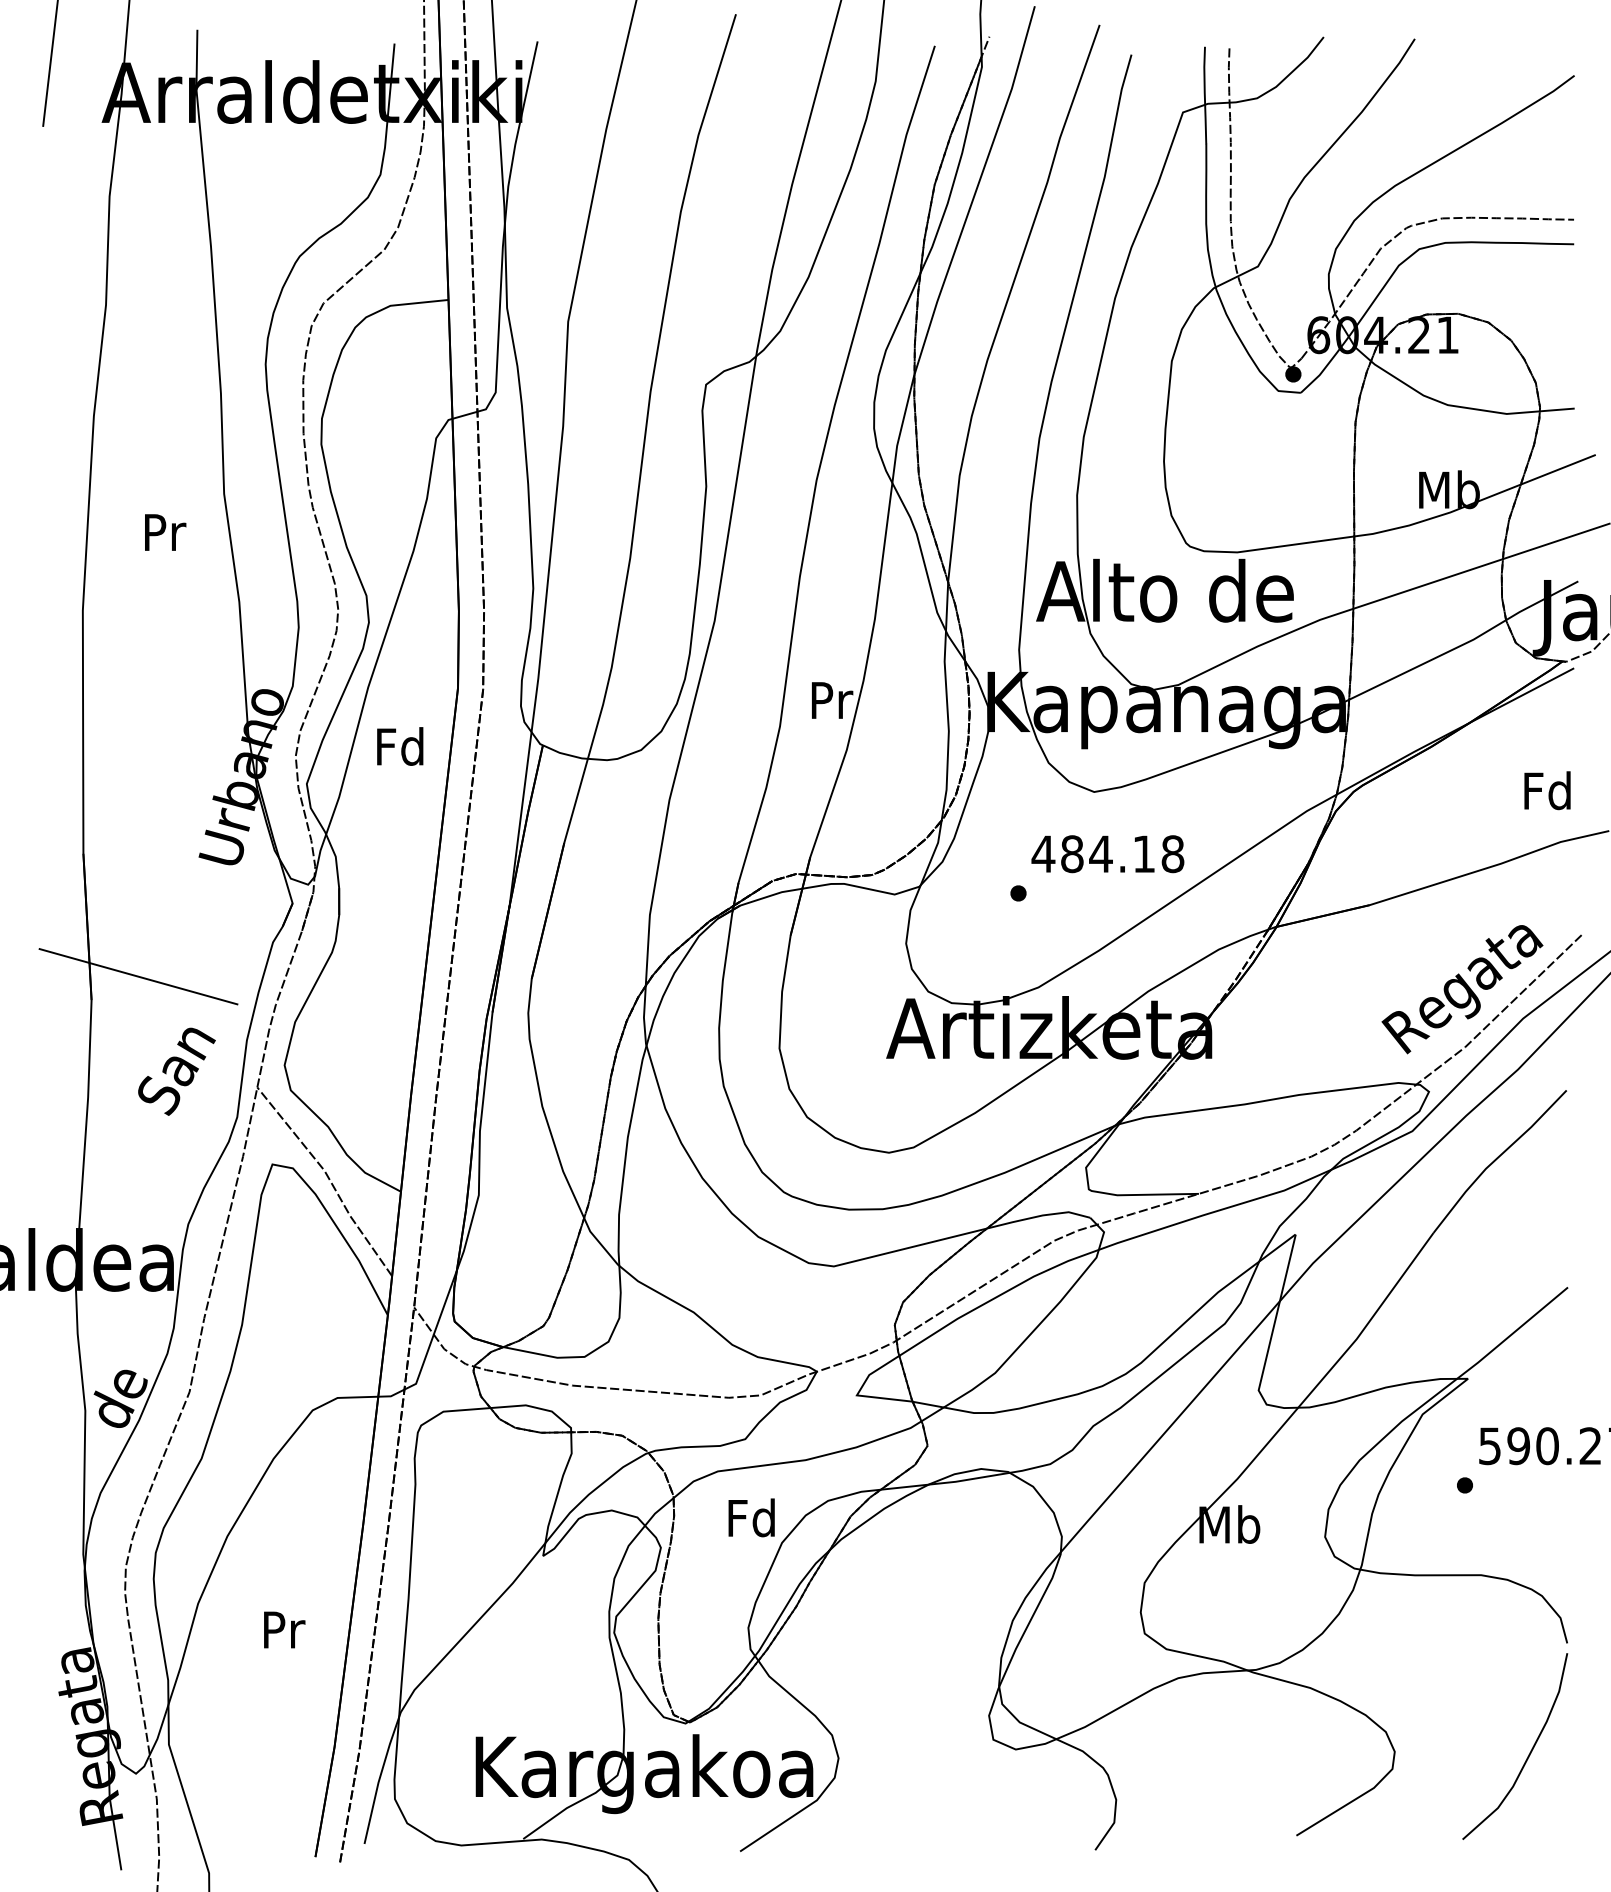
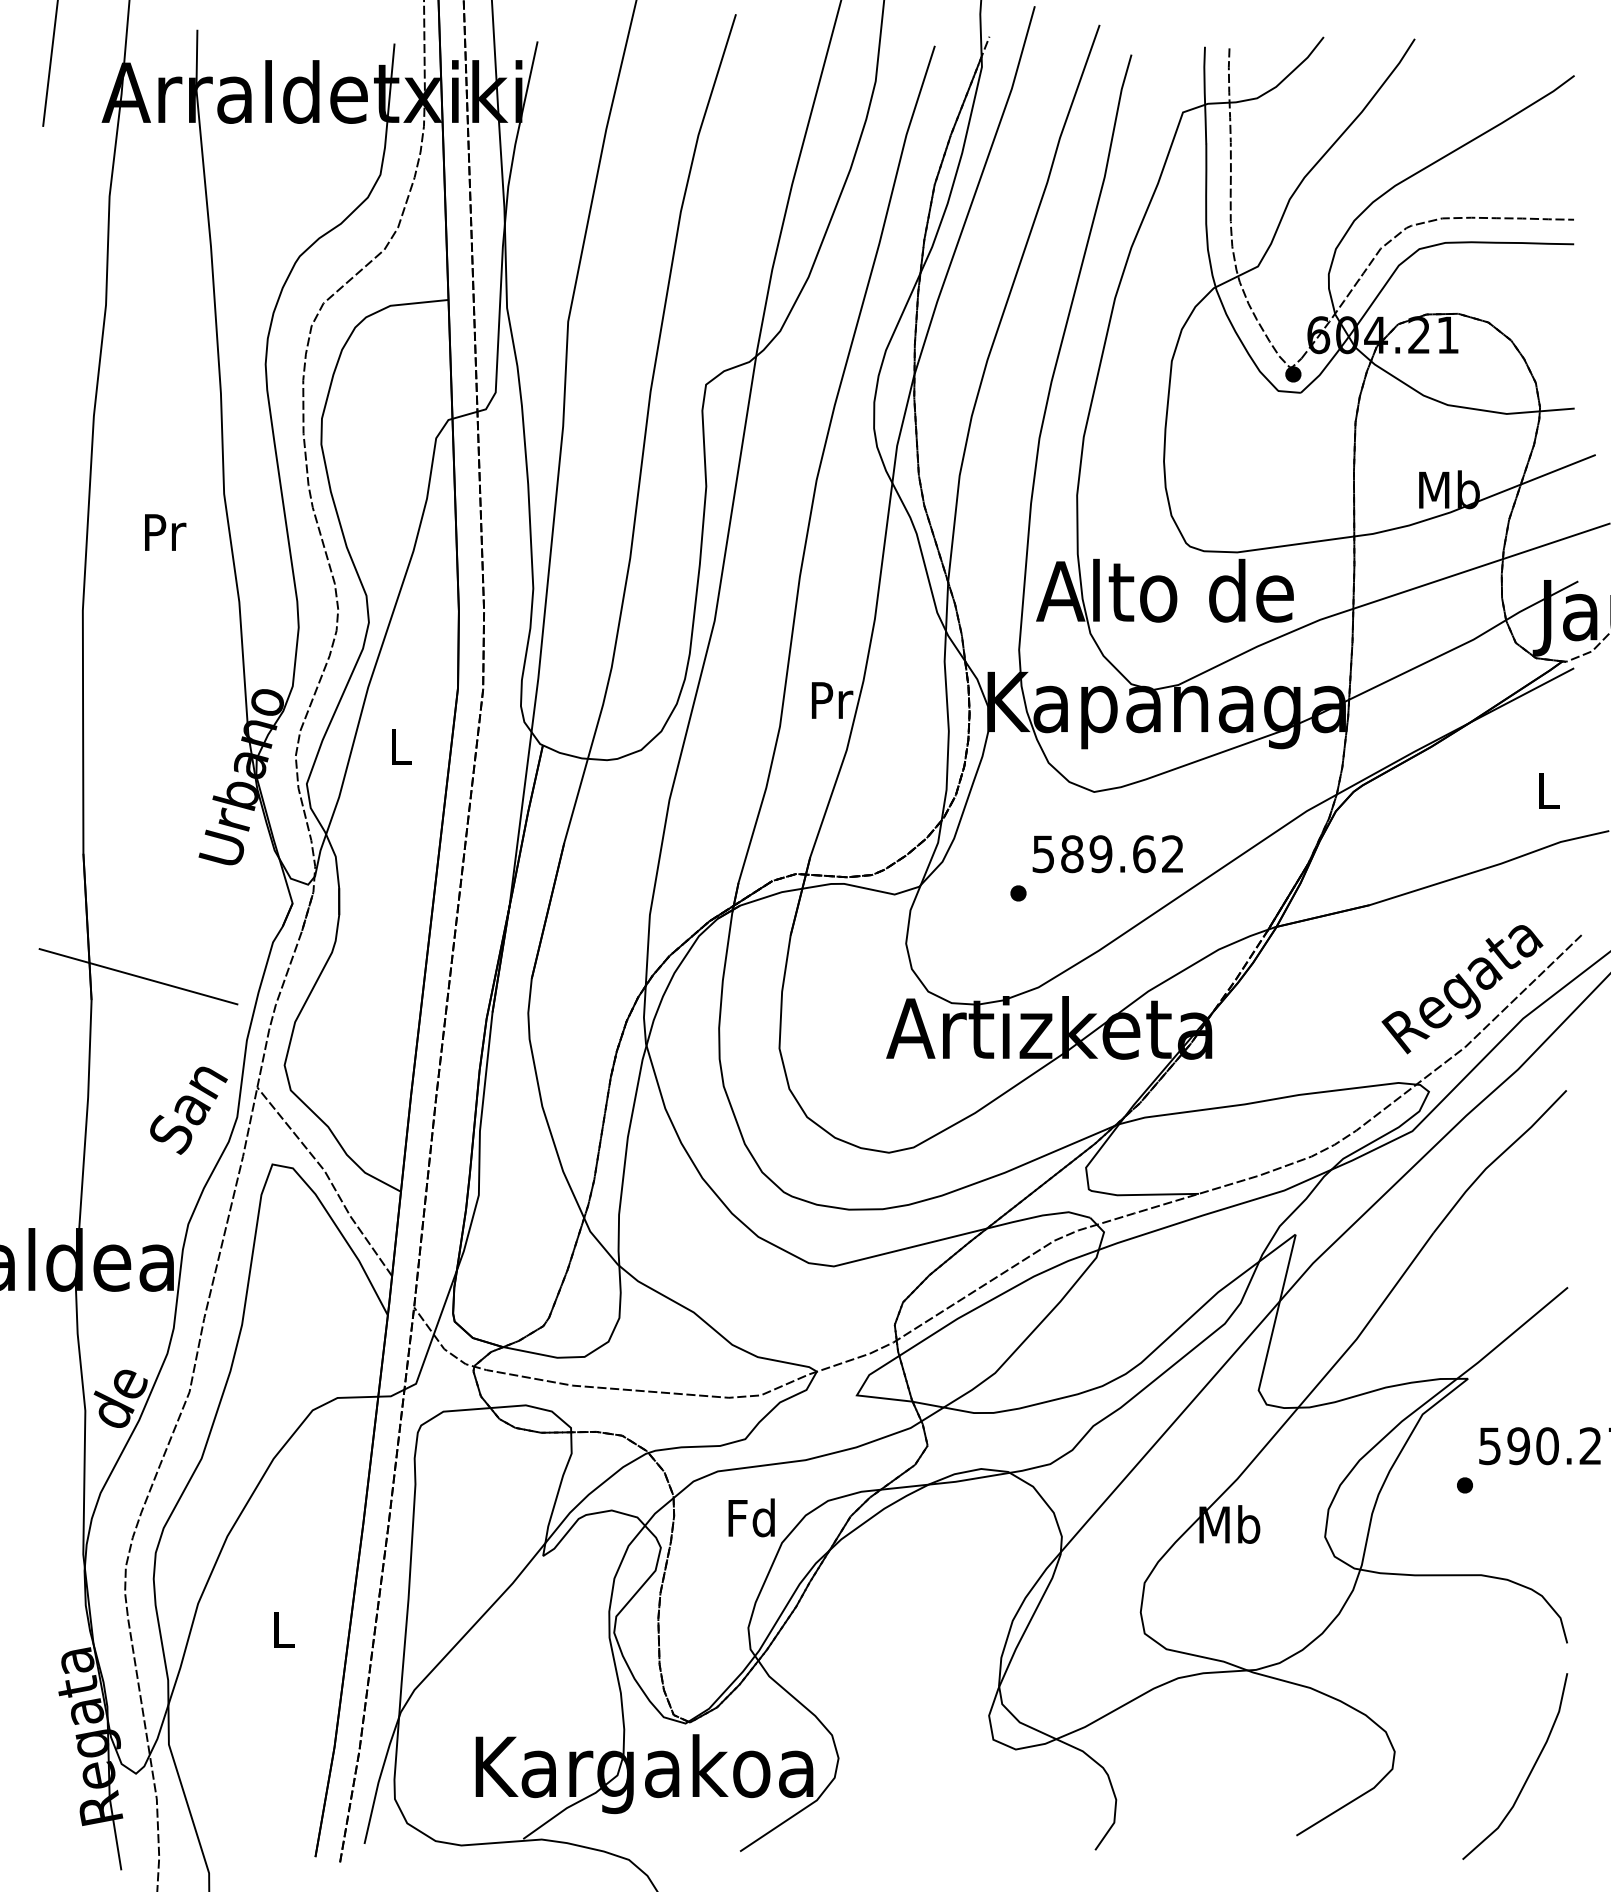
text: Fd -> L (400, 746)
text: Fd -> L (1547, 790)
text: 484.18 -> 589.62 (1107, 854)
text position: (176, 1071) -> (188, 1110) (188, 1110)
text: Pr -> L (284, 1629)
curve position: (1529, 1752) -> (1529, 1772) (1529, 1772)
